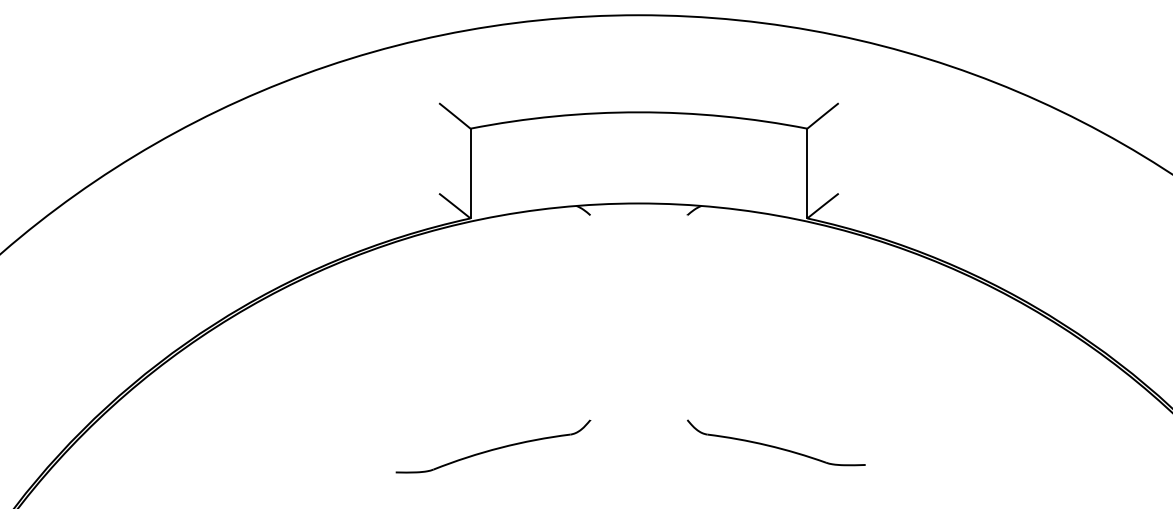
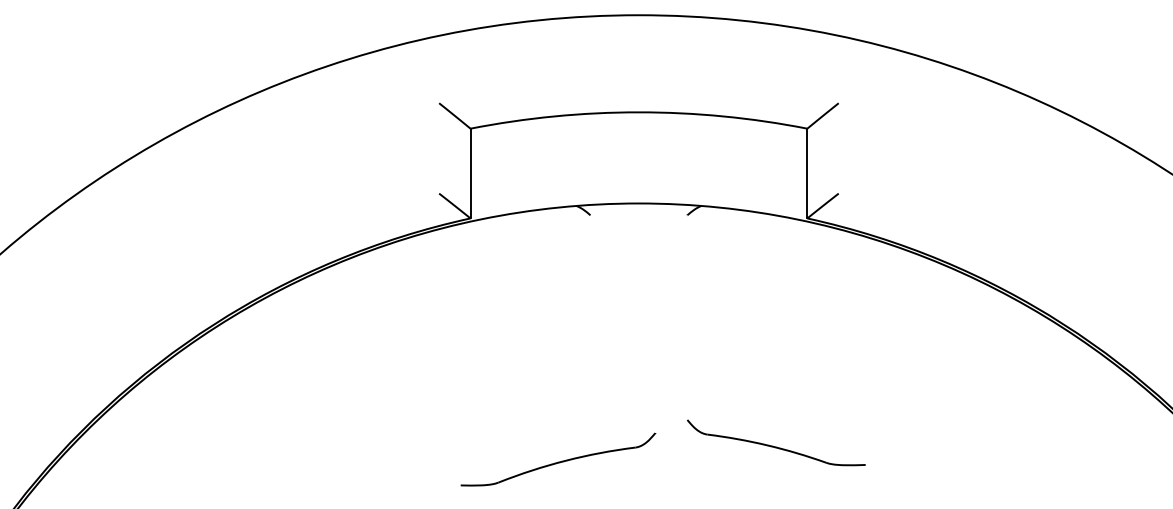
part position: (493, 446) -> (558, 459) (558, 459)
